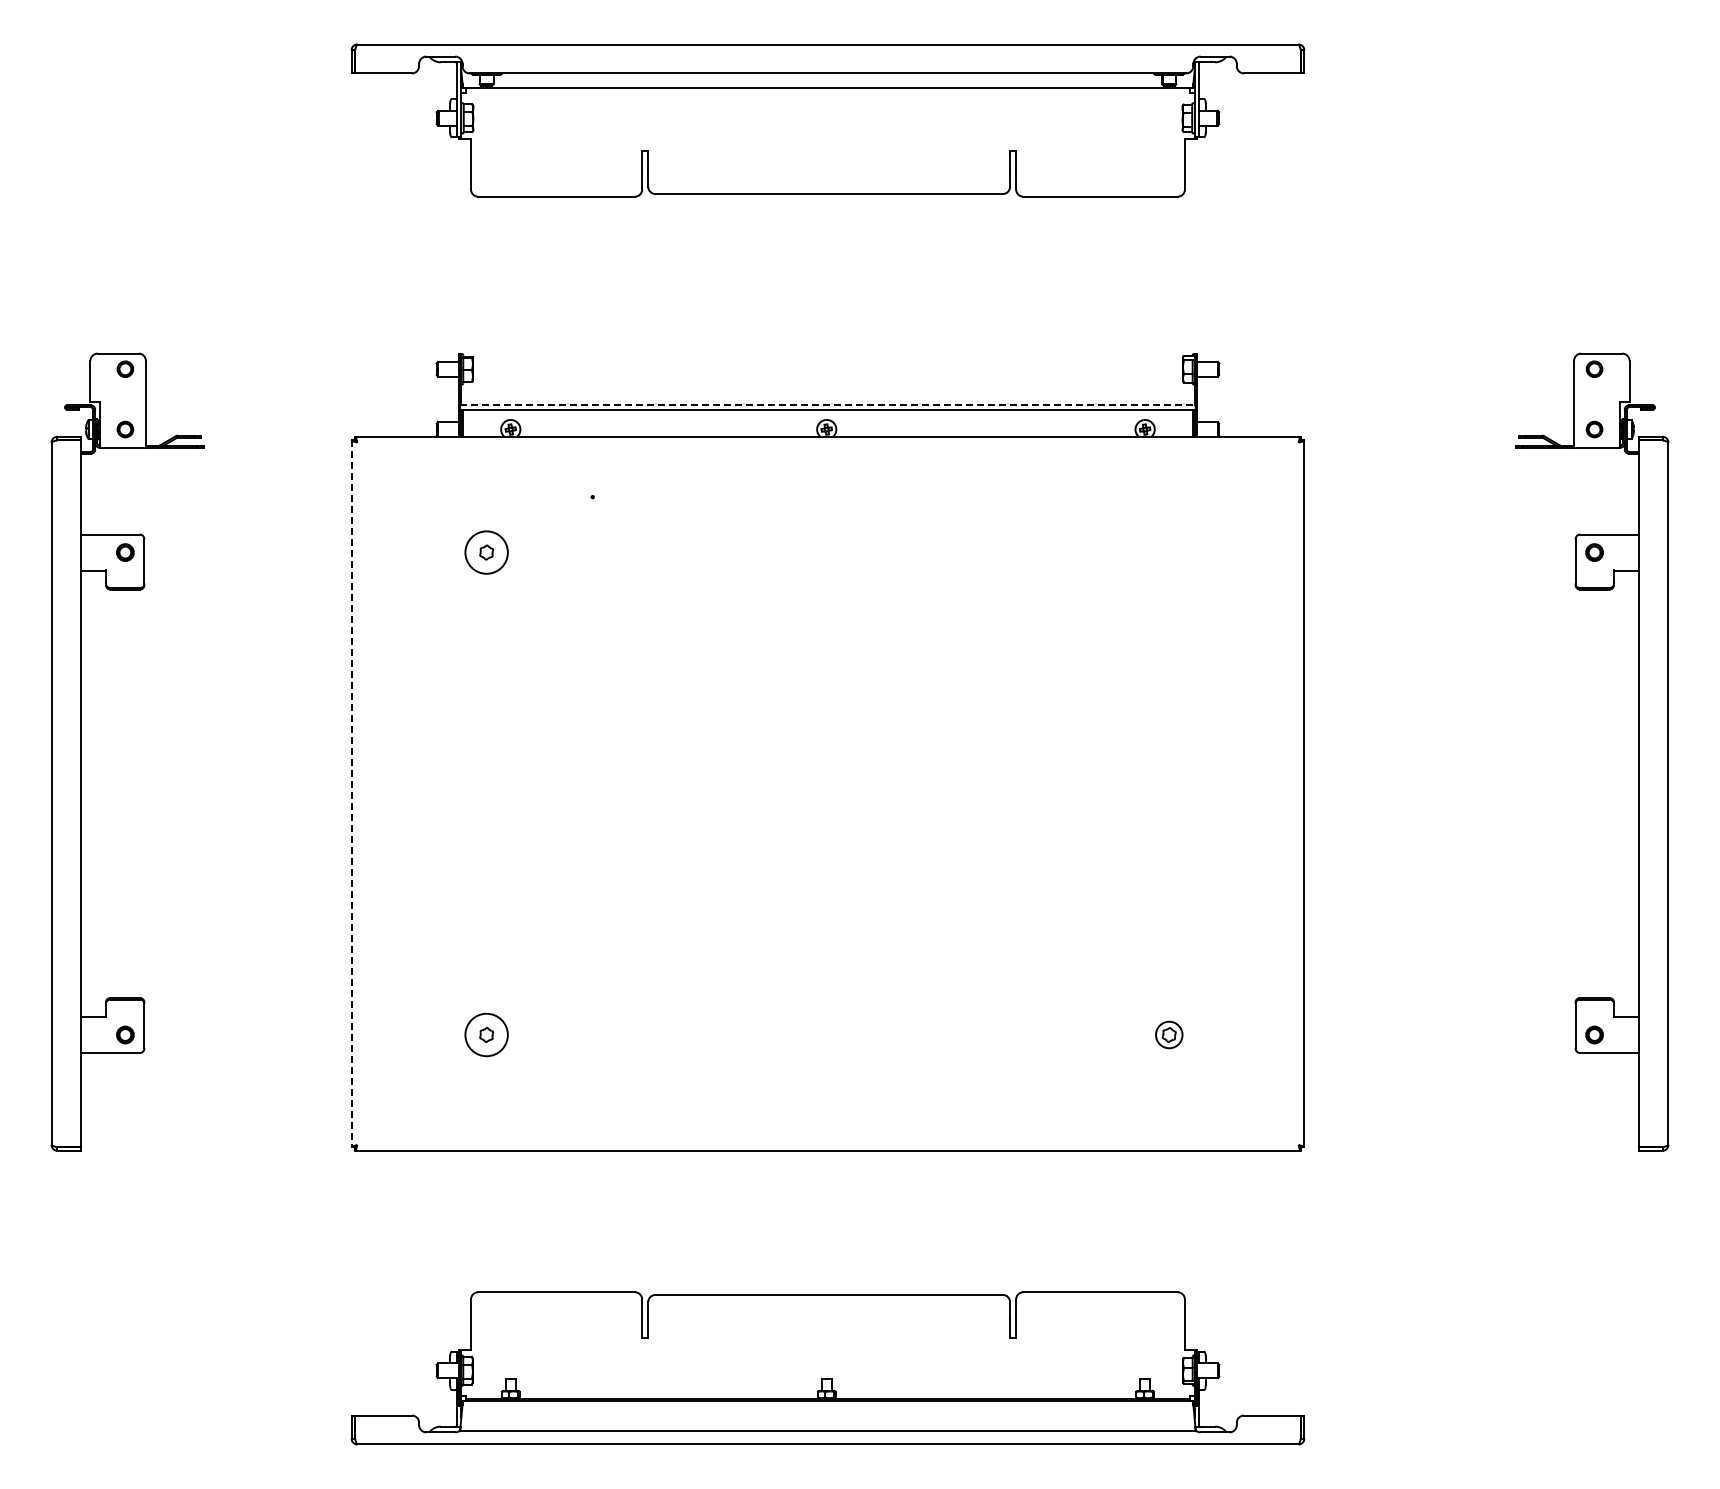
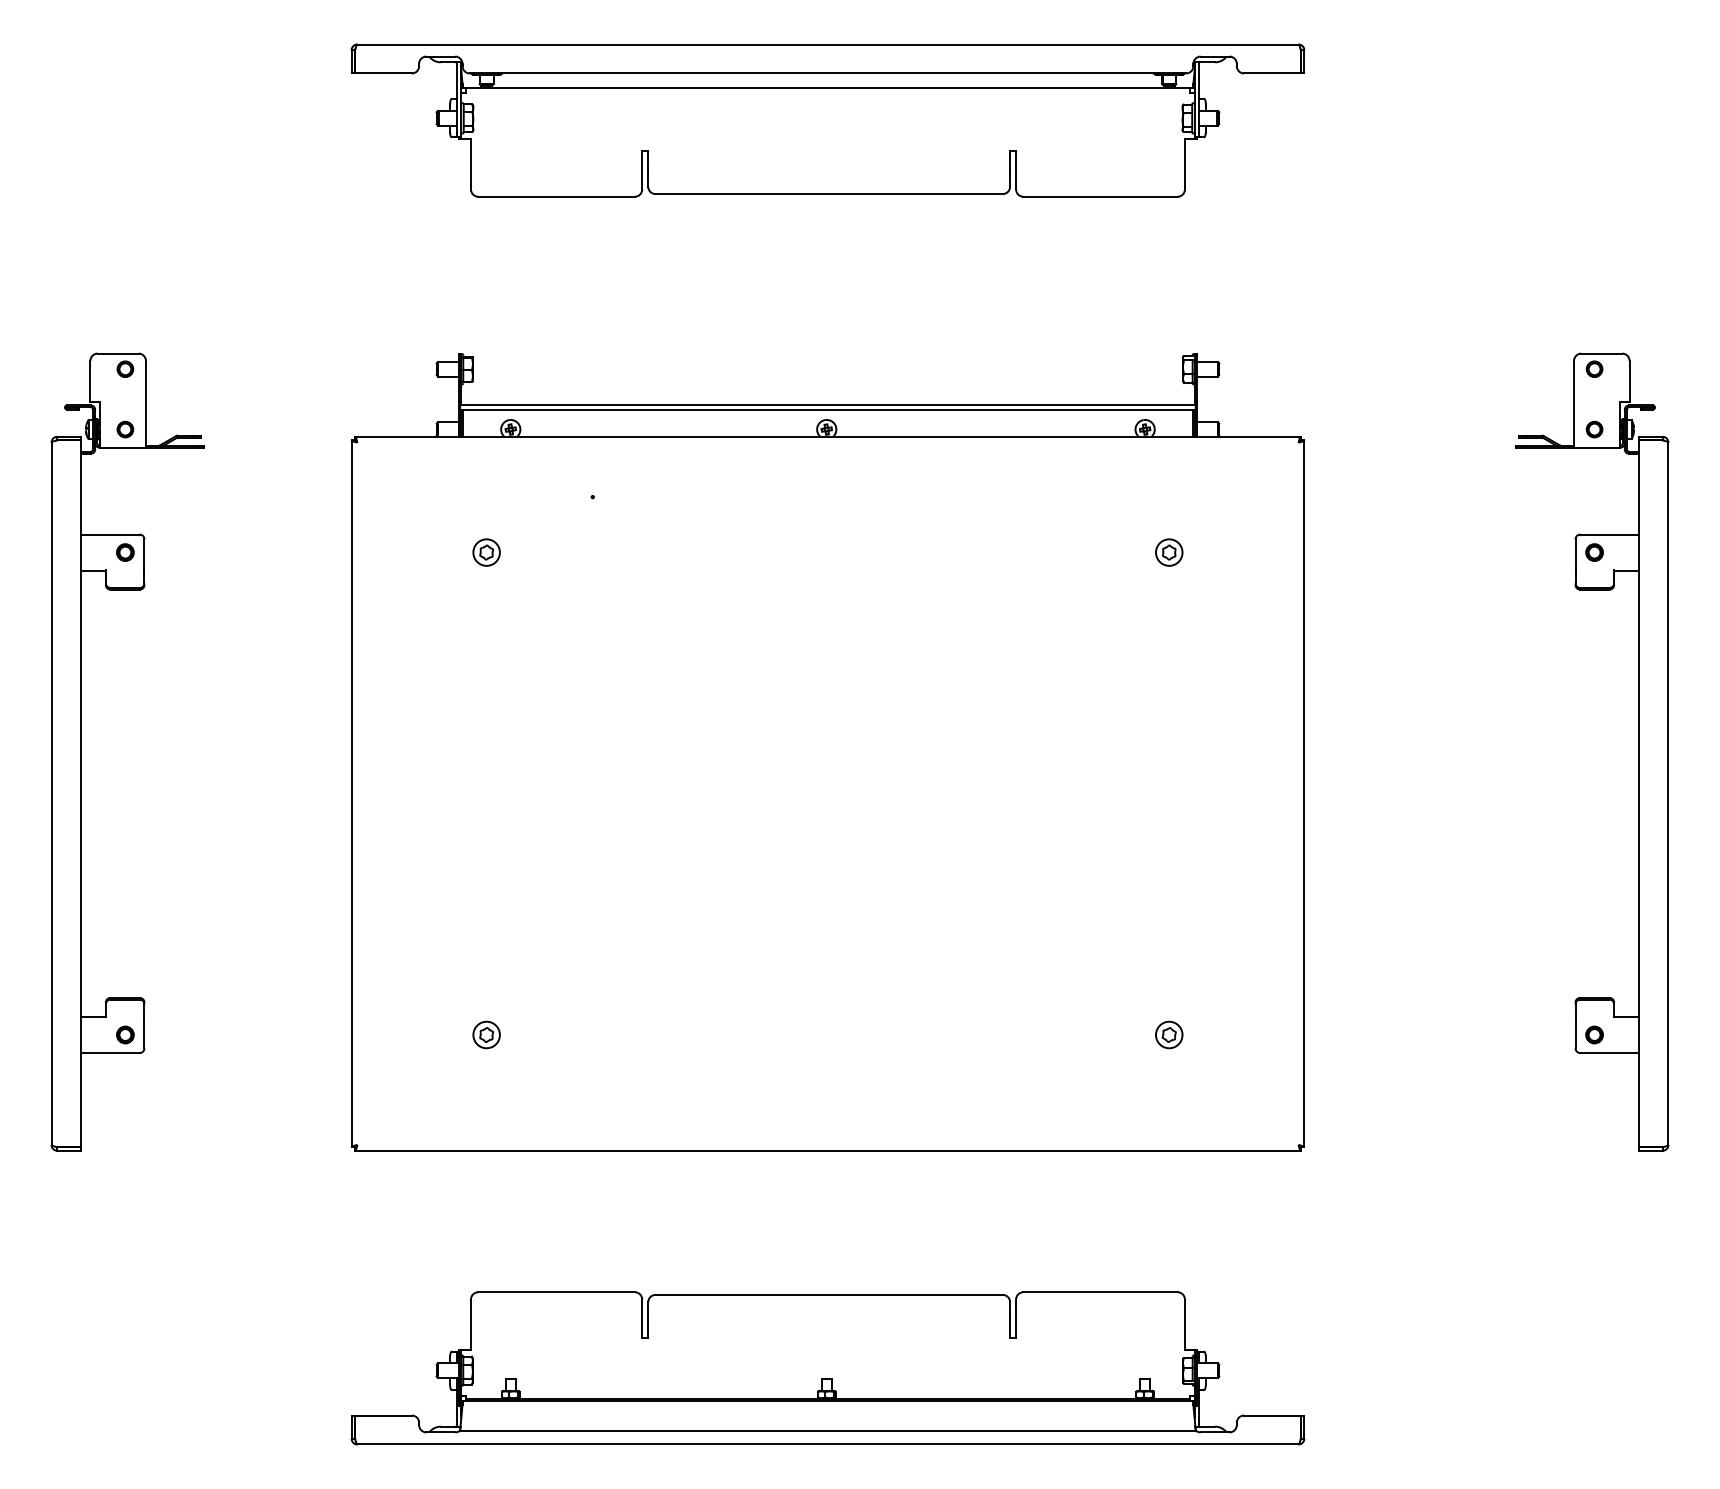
line: dashed -> solid (827, 405)
circle diameter: 42 px -> 27 px (486, 552)
part: none -> present (1169, 552)
line: dashed -> solid (351, 794)
circle diameter: 42 px -> 27 px (486, 1034)
